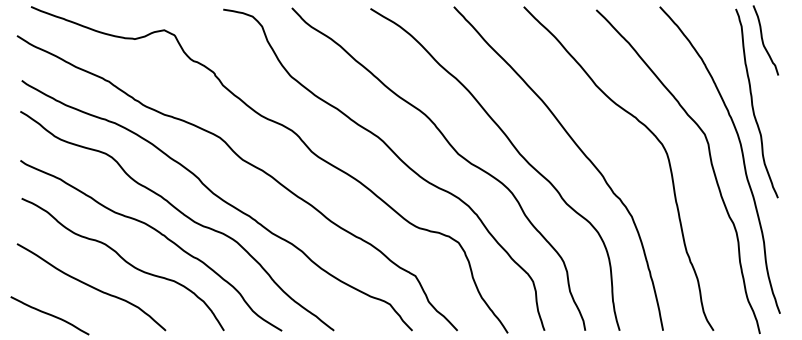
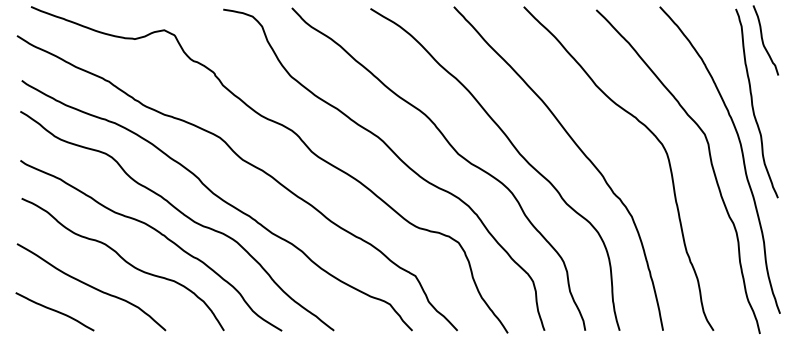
curve position: (49, 315) -> (54, 311) (54, 311)
